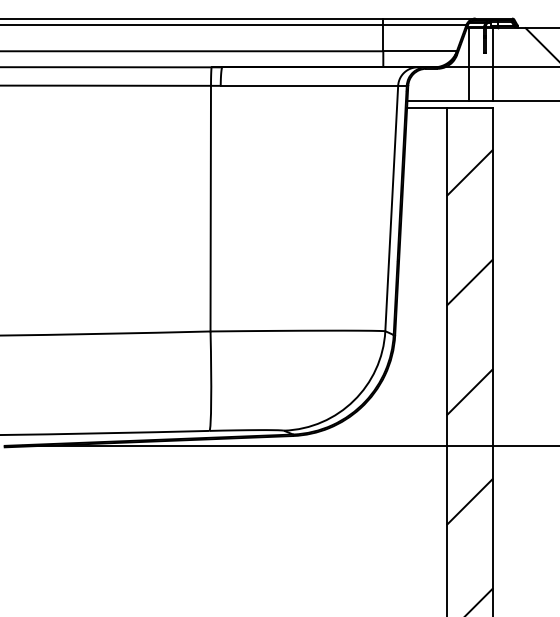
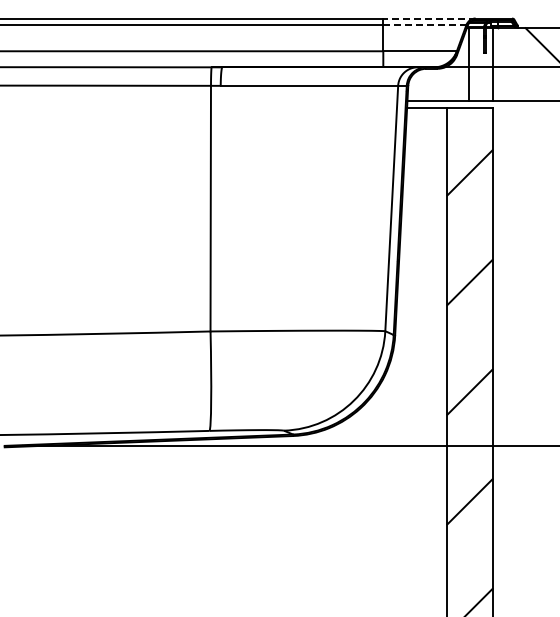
line: solid -> dashed (428, 18)
line: solid -> dashed (424, 24)
